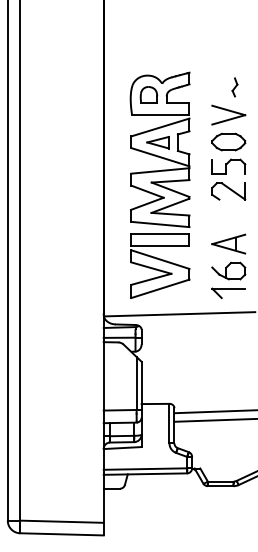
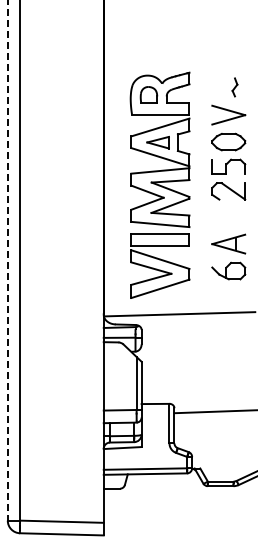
line: solid -> dashed (7, 260)
part: present -> none (228, 293)
line: present -> none (214, 420)
